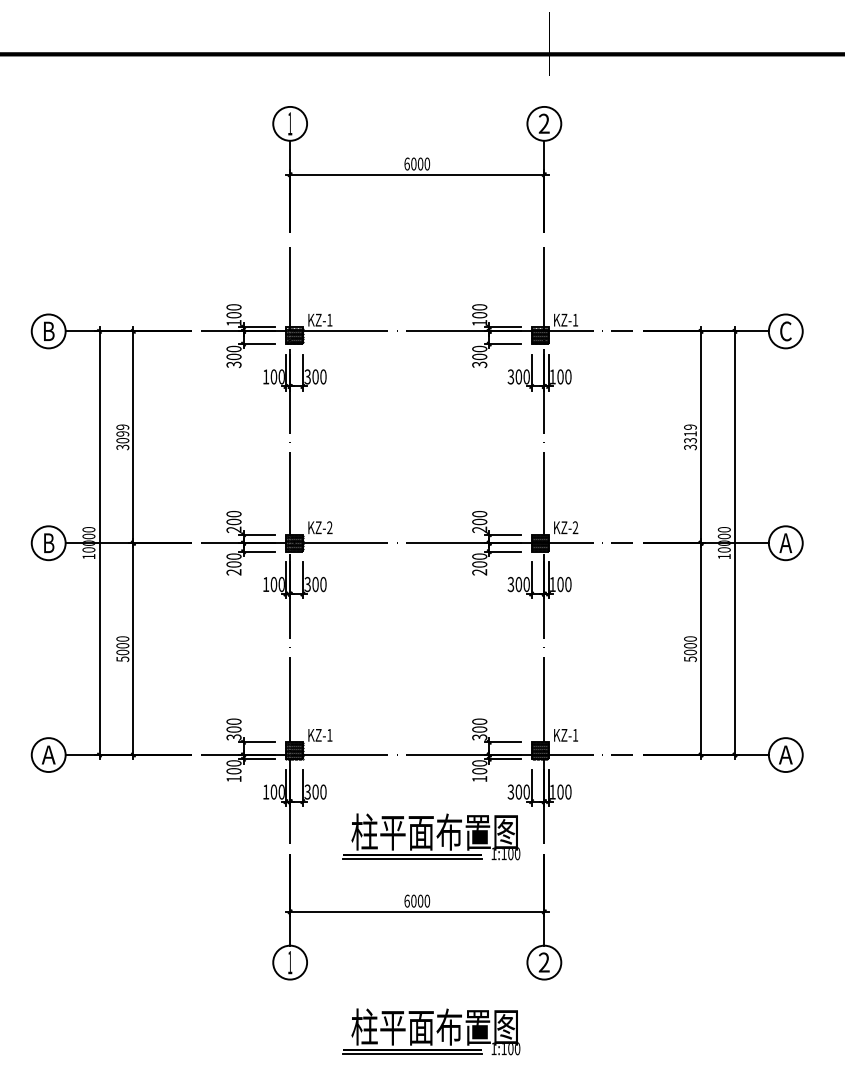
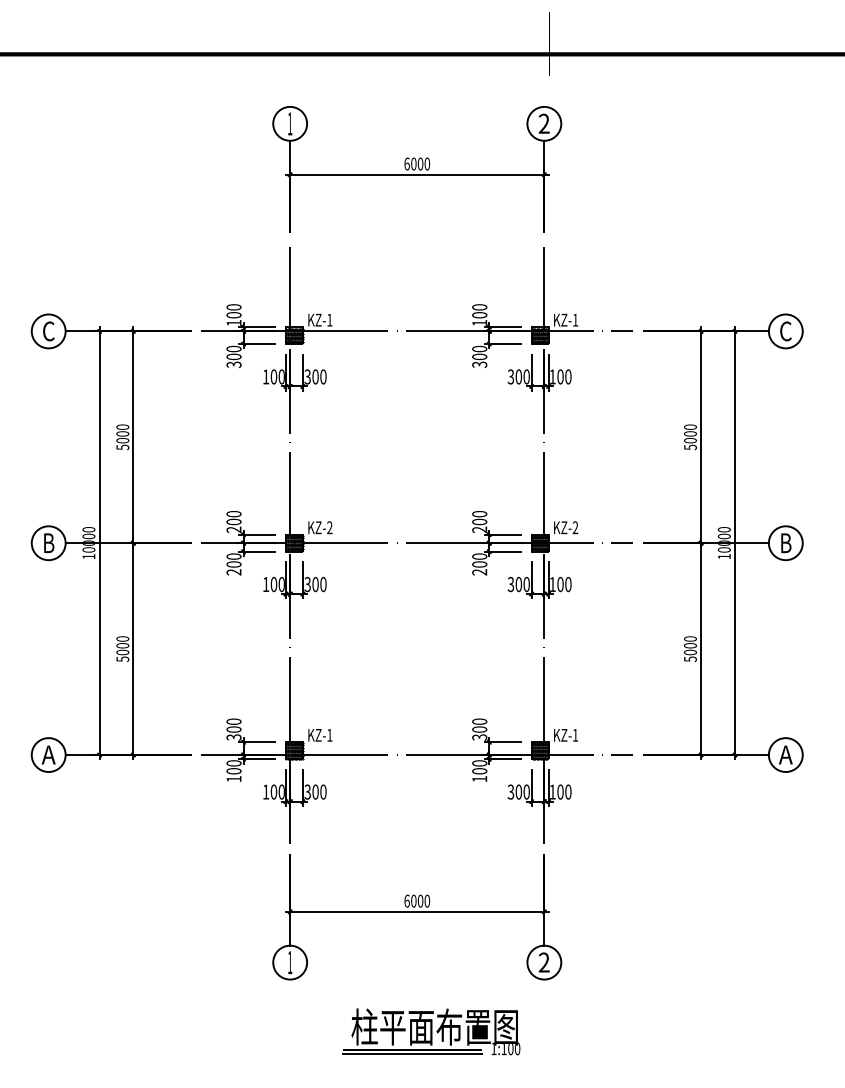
text: B -> C (48, 331)
text: 3099 -> 5000 (122, 436)
text: 3319 -> 5000 (690, 436)
text: A -> B (785, 543)
part: present -> none (431, 836)
